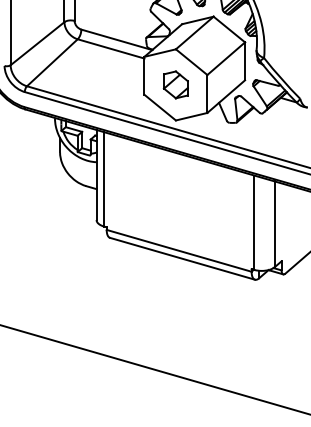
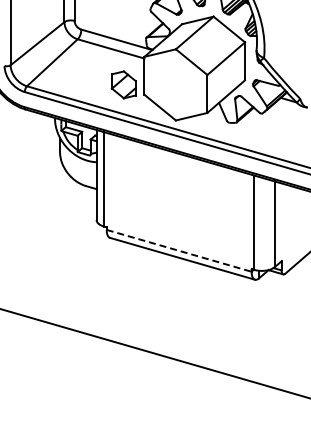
part position: (175, 84) -> (123, 84) (123, 84)
line: solid -> dashed (179, 250)
line position: (154, 369) -> (154, 353) (154, 353)
